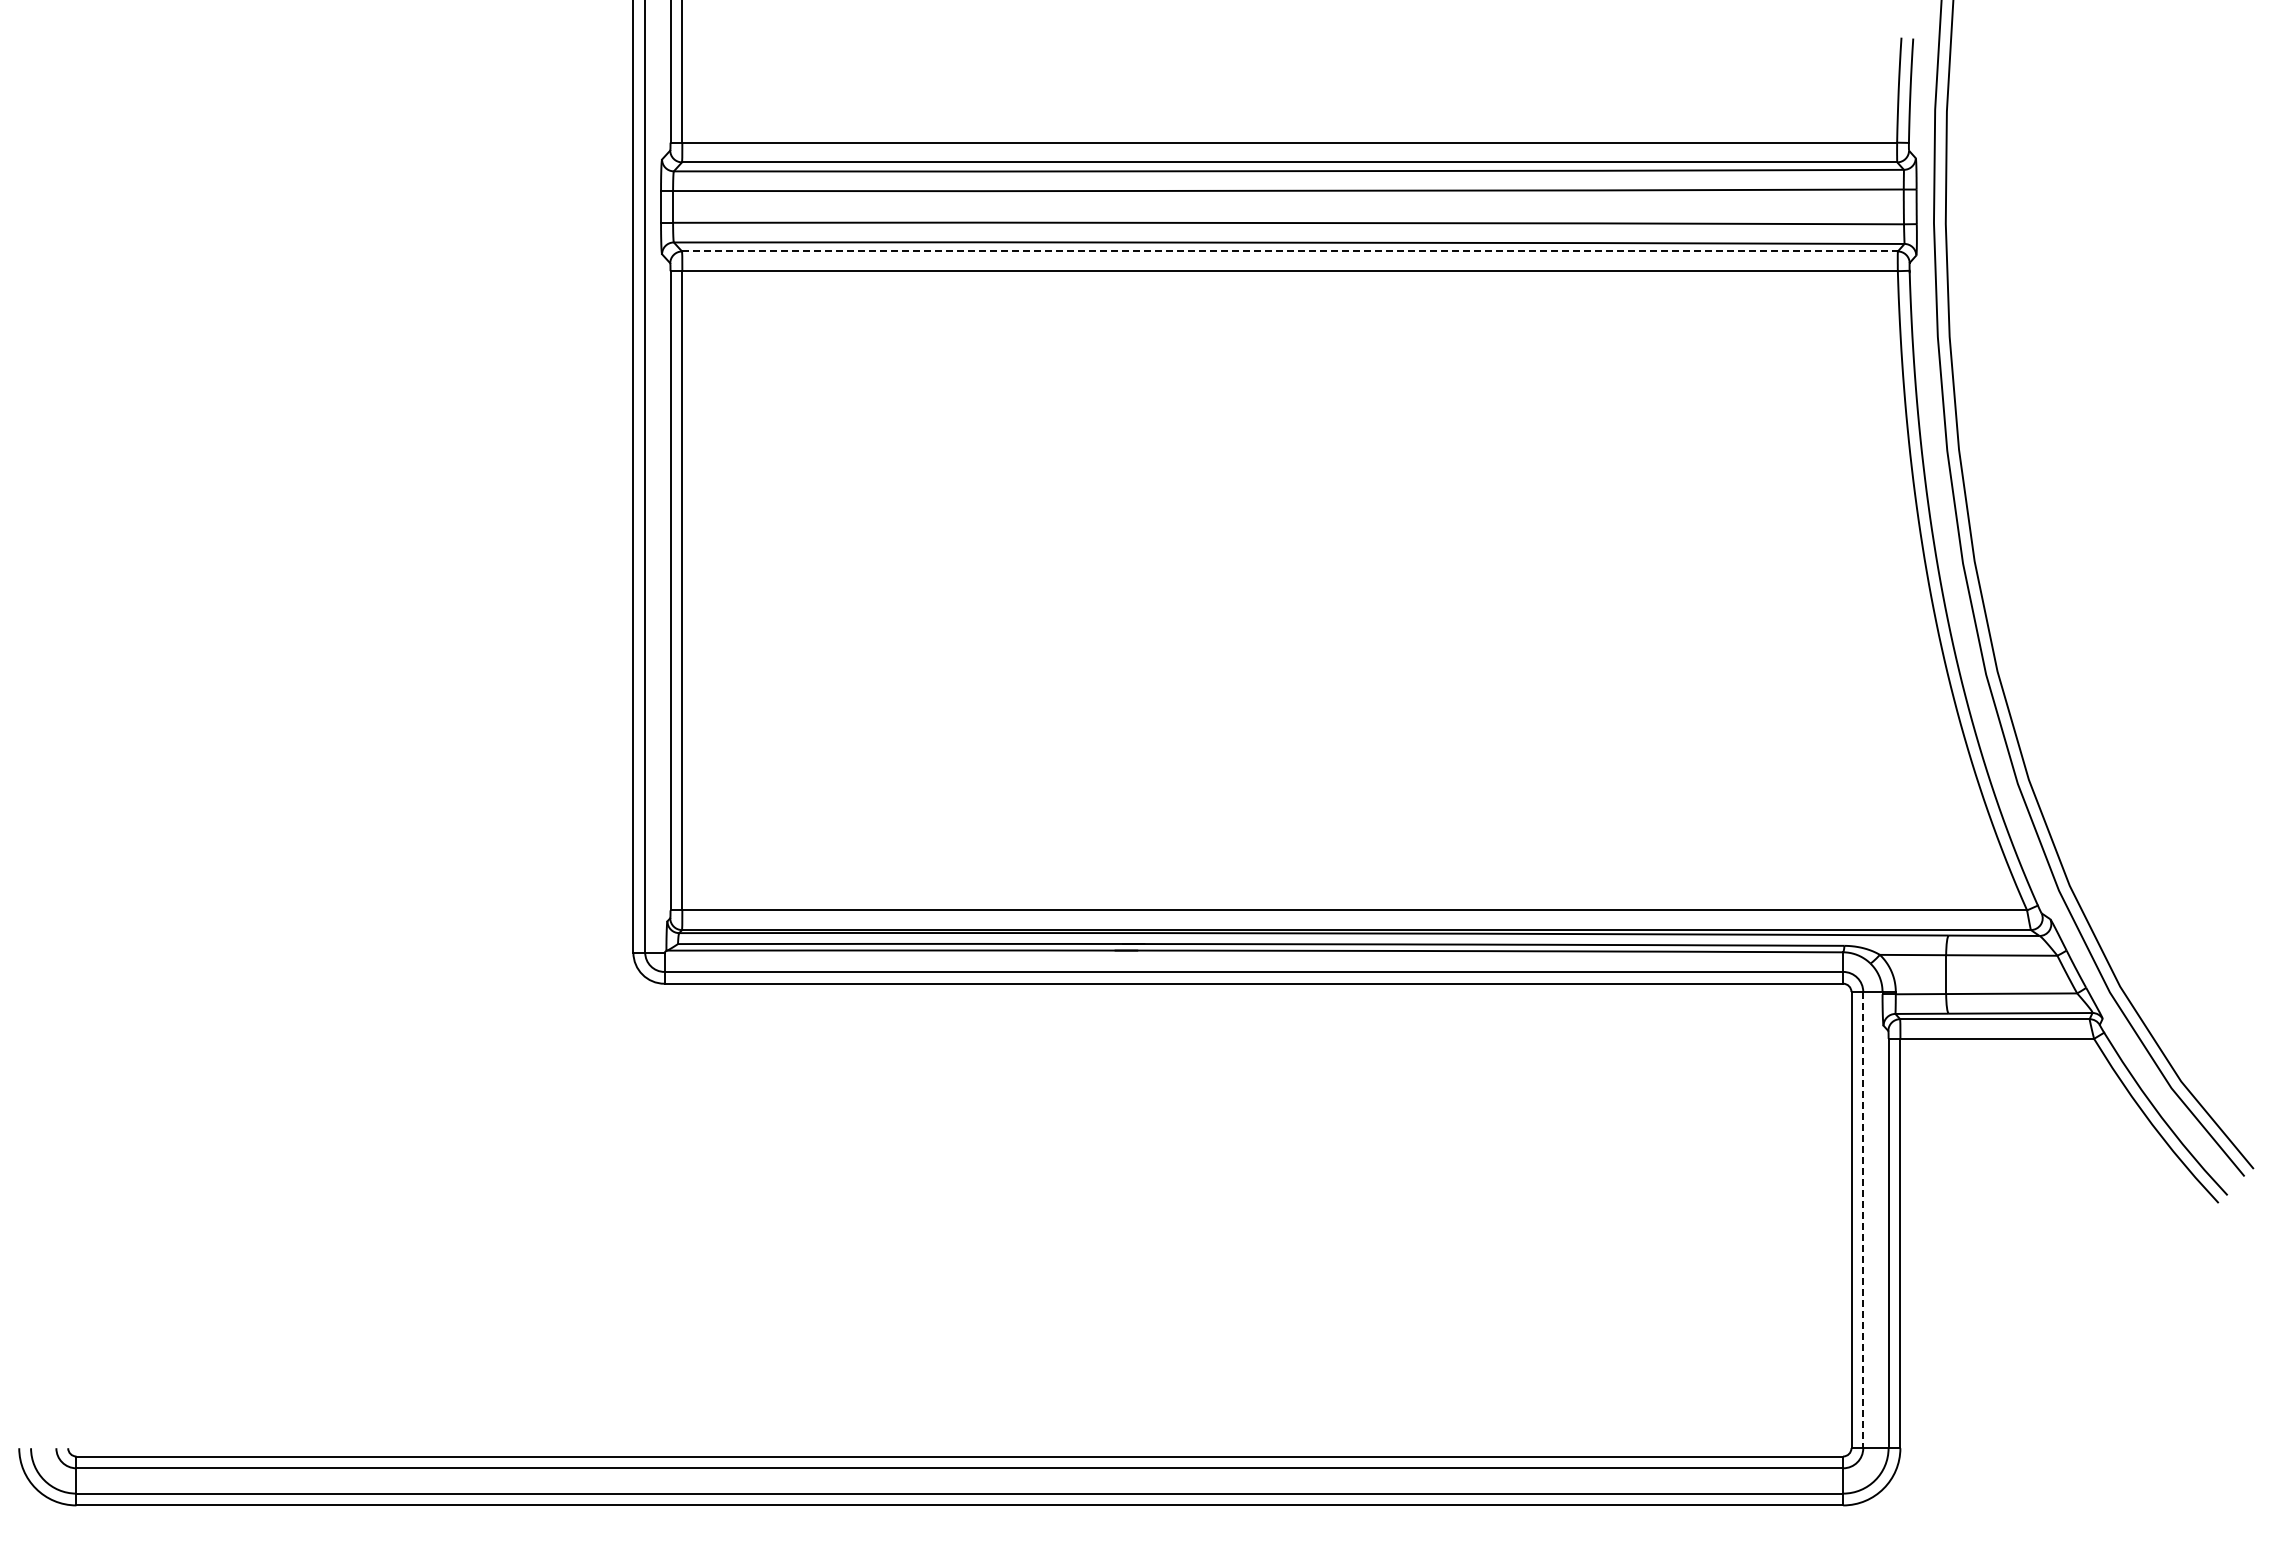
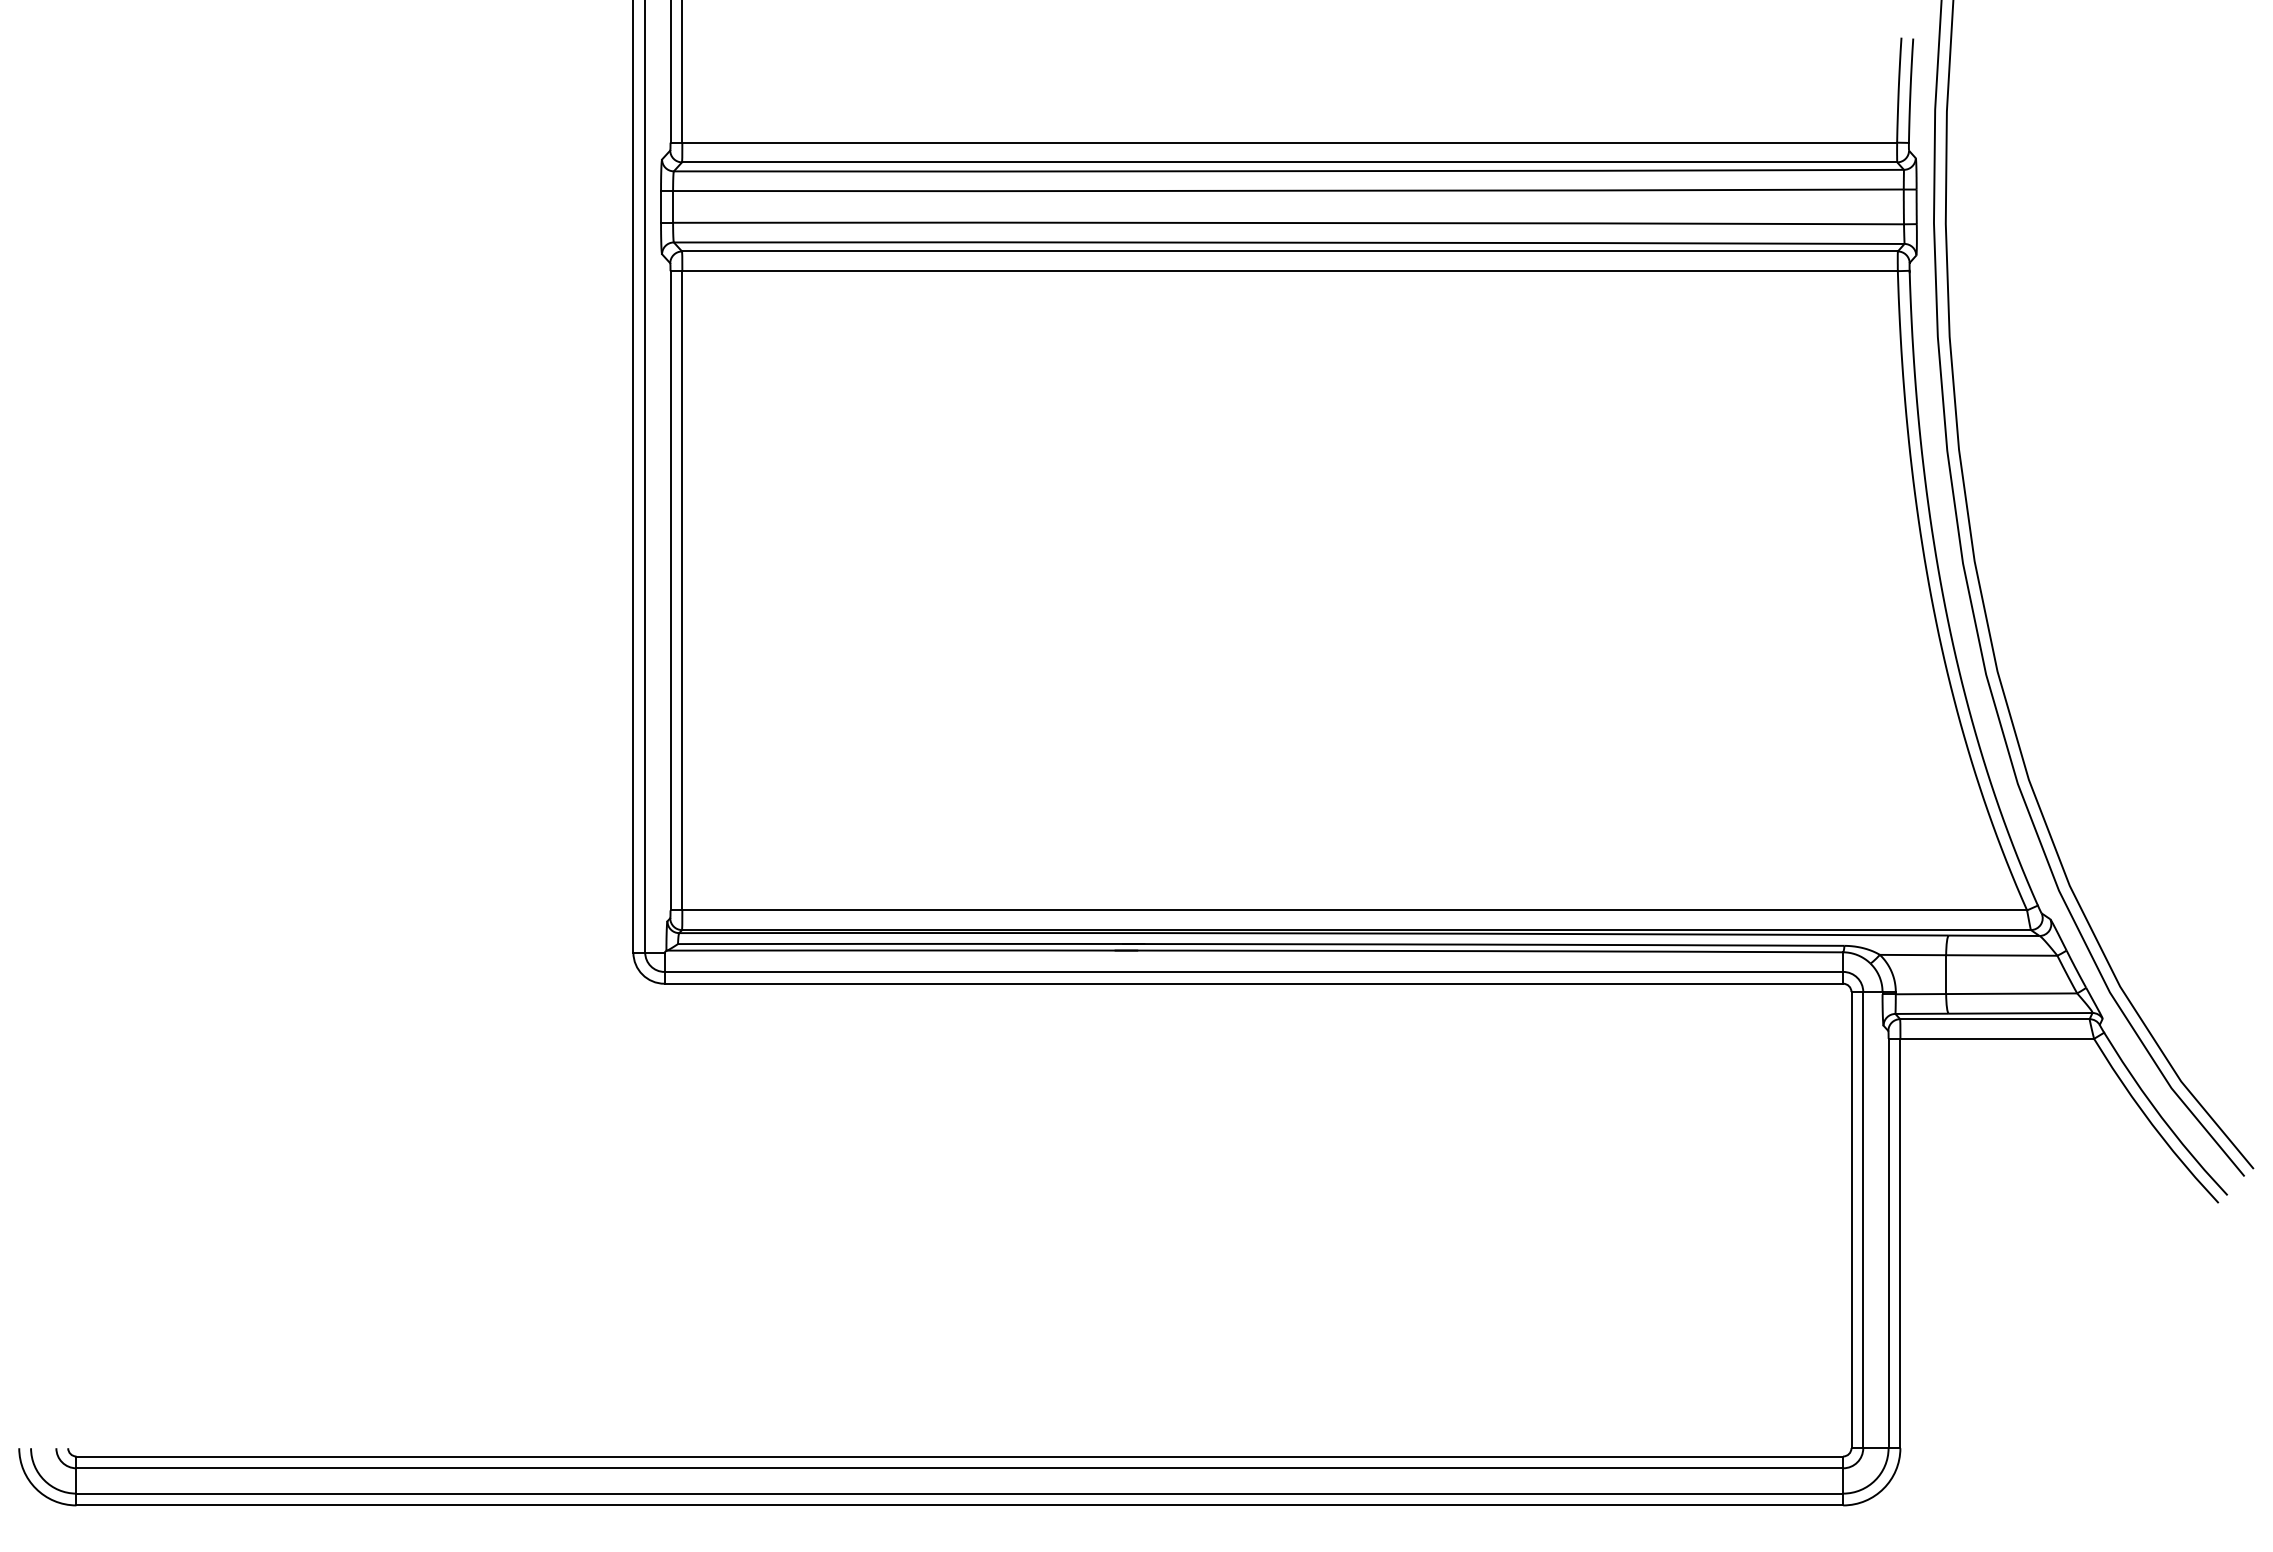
line: dashed -> solid (1289, 251)
line: dashed -> solid (1863, 1220)
